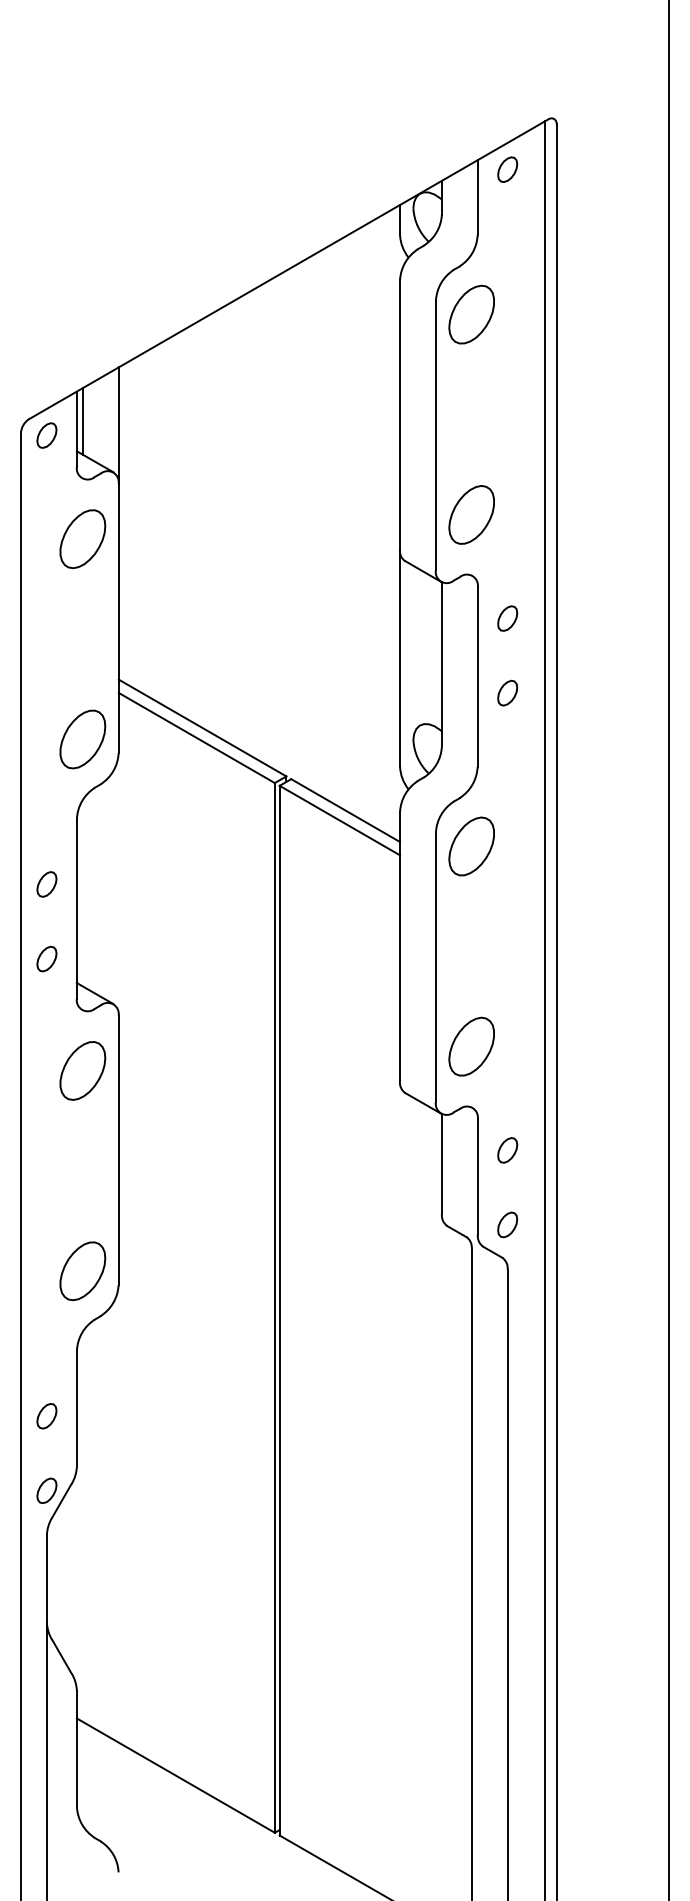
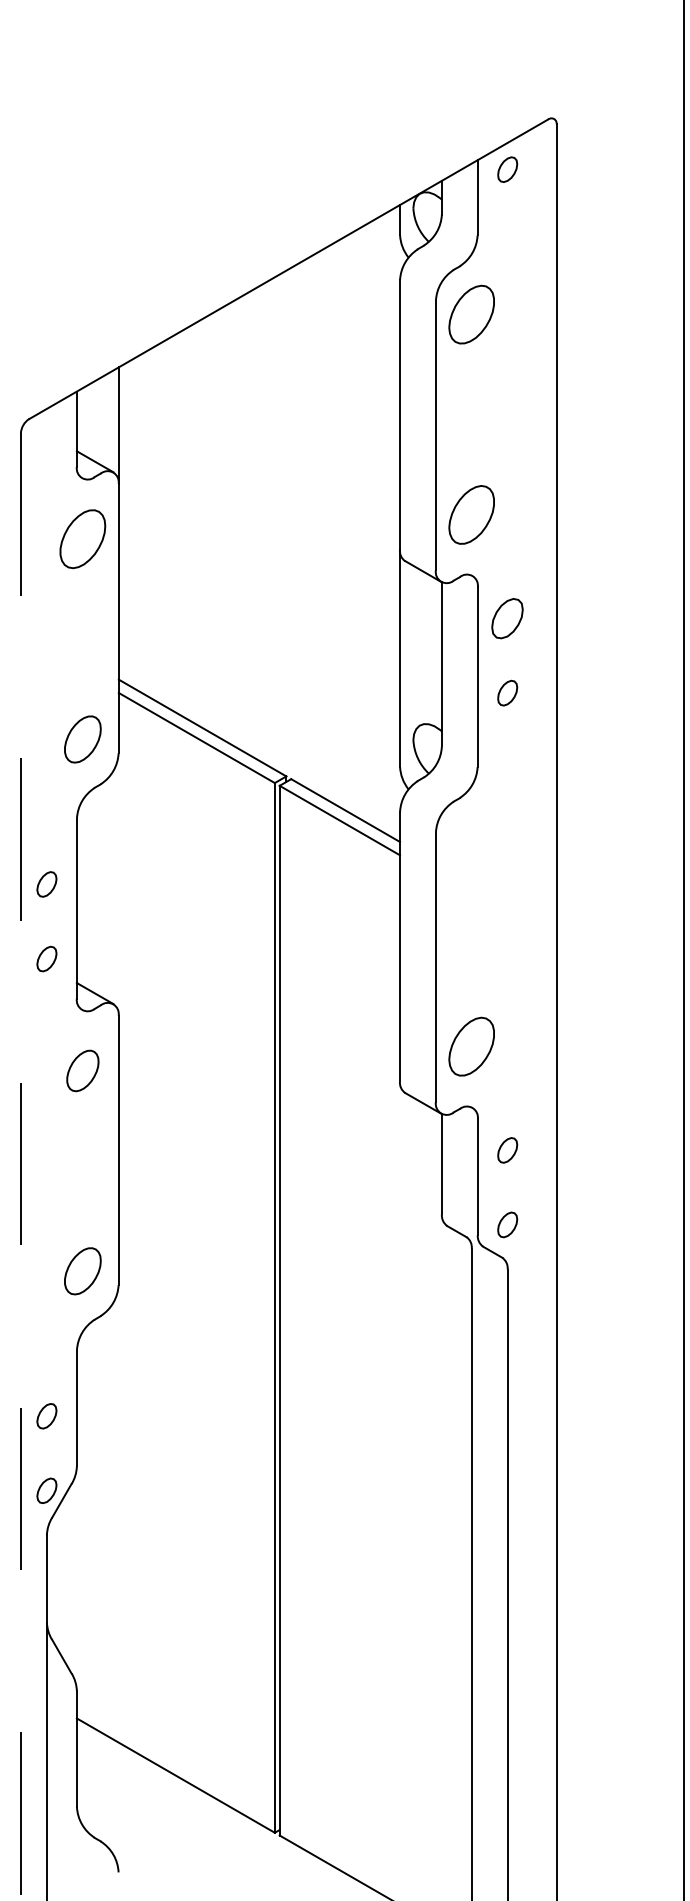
line: present -> none (82, 421)
part: present -> none (46, 435)
part size: 22x27 px -> 33x42 px (507, 618)
part size: 48x61 px -> 38x49 px (82, 739)
part: present -> none (471, 846)
line position: (669, 949) -> (684, 949) (684, 949)
line: present -> none (545, 1009)
part size: 48x60 px -> 34x44 px (82, 1070)
line: solid -> dashed (20, 1167)
part size: 48x61 px -> 38x49 px (82, 1271)
